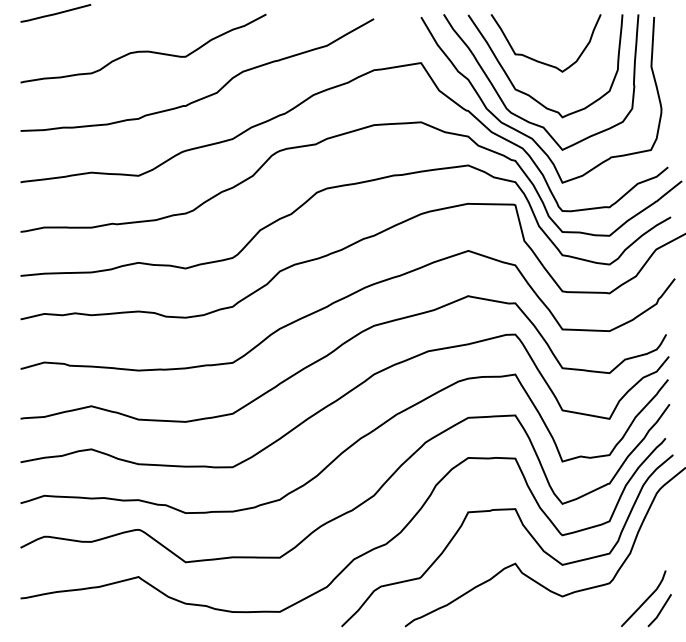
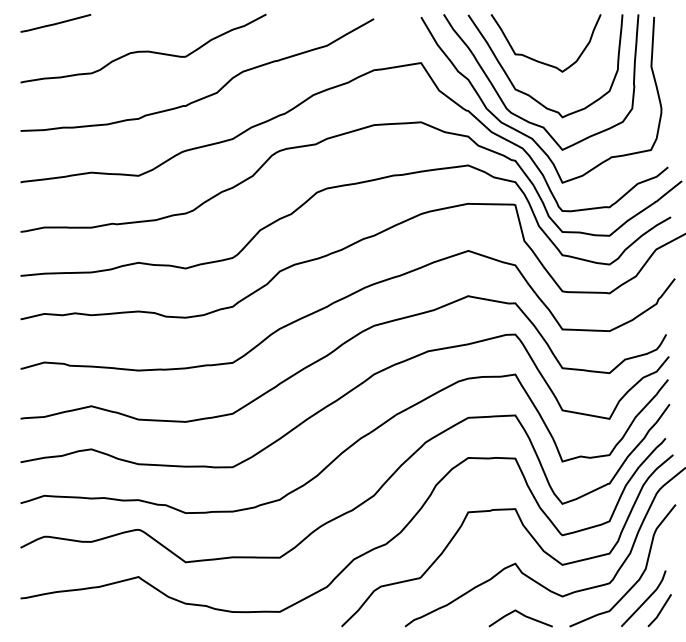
line position: (55, 13) -> (55, 23) (55, 23)
curve: none -> present (640, 575)
line: none -> present (522, 615)
